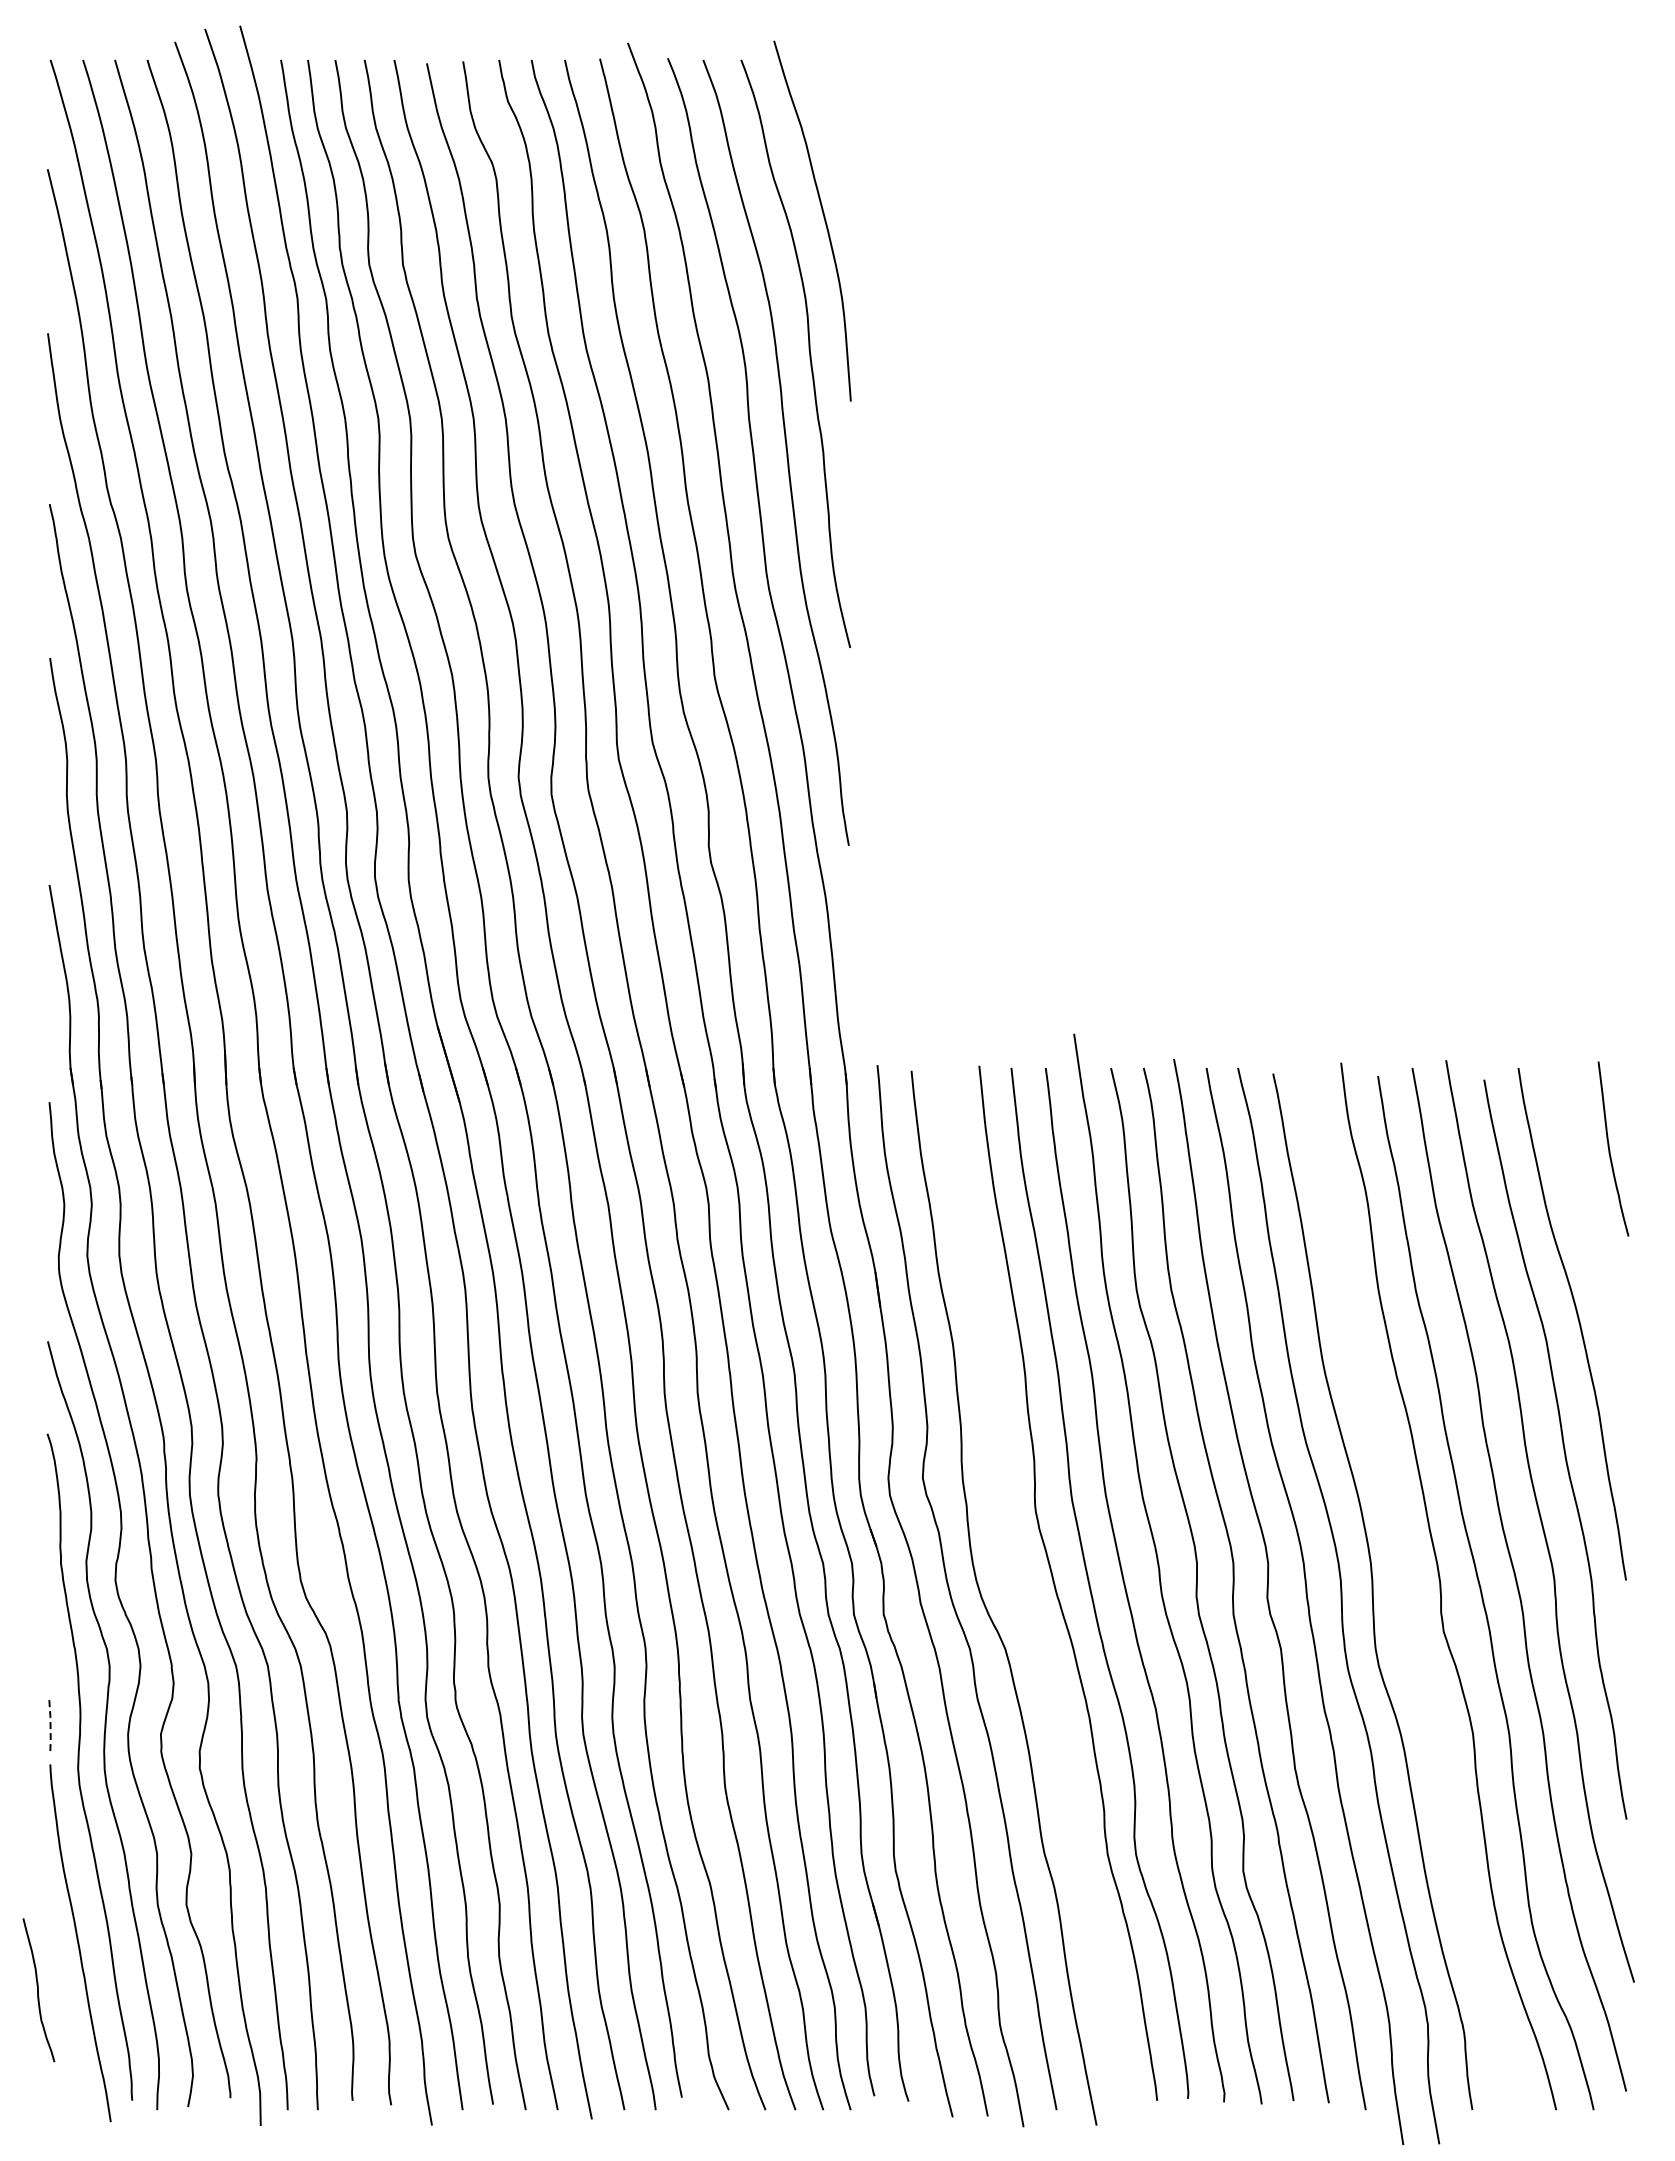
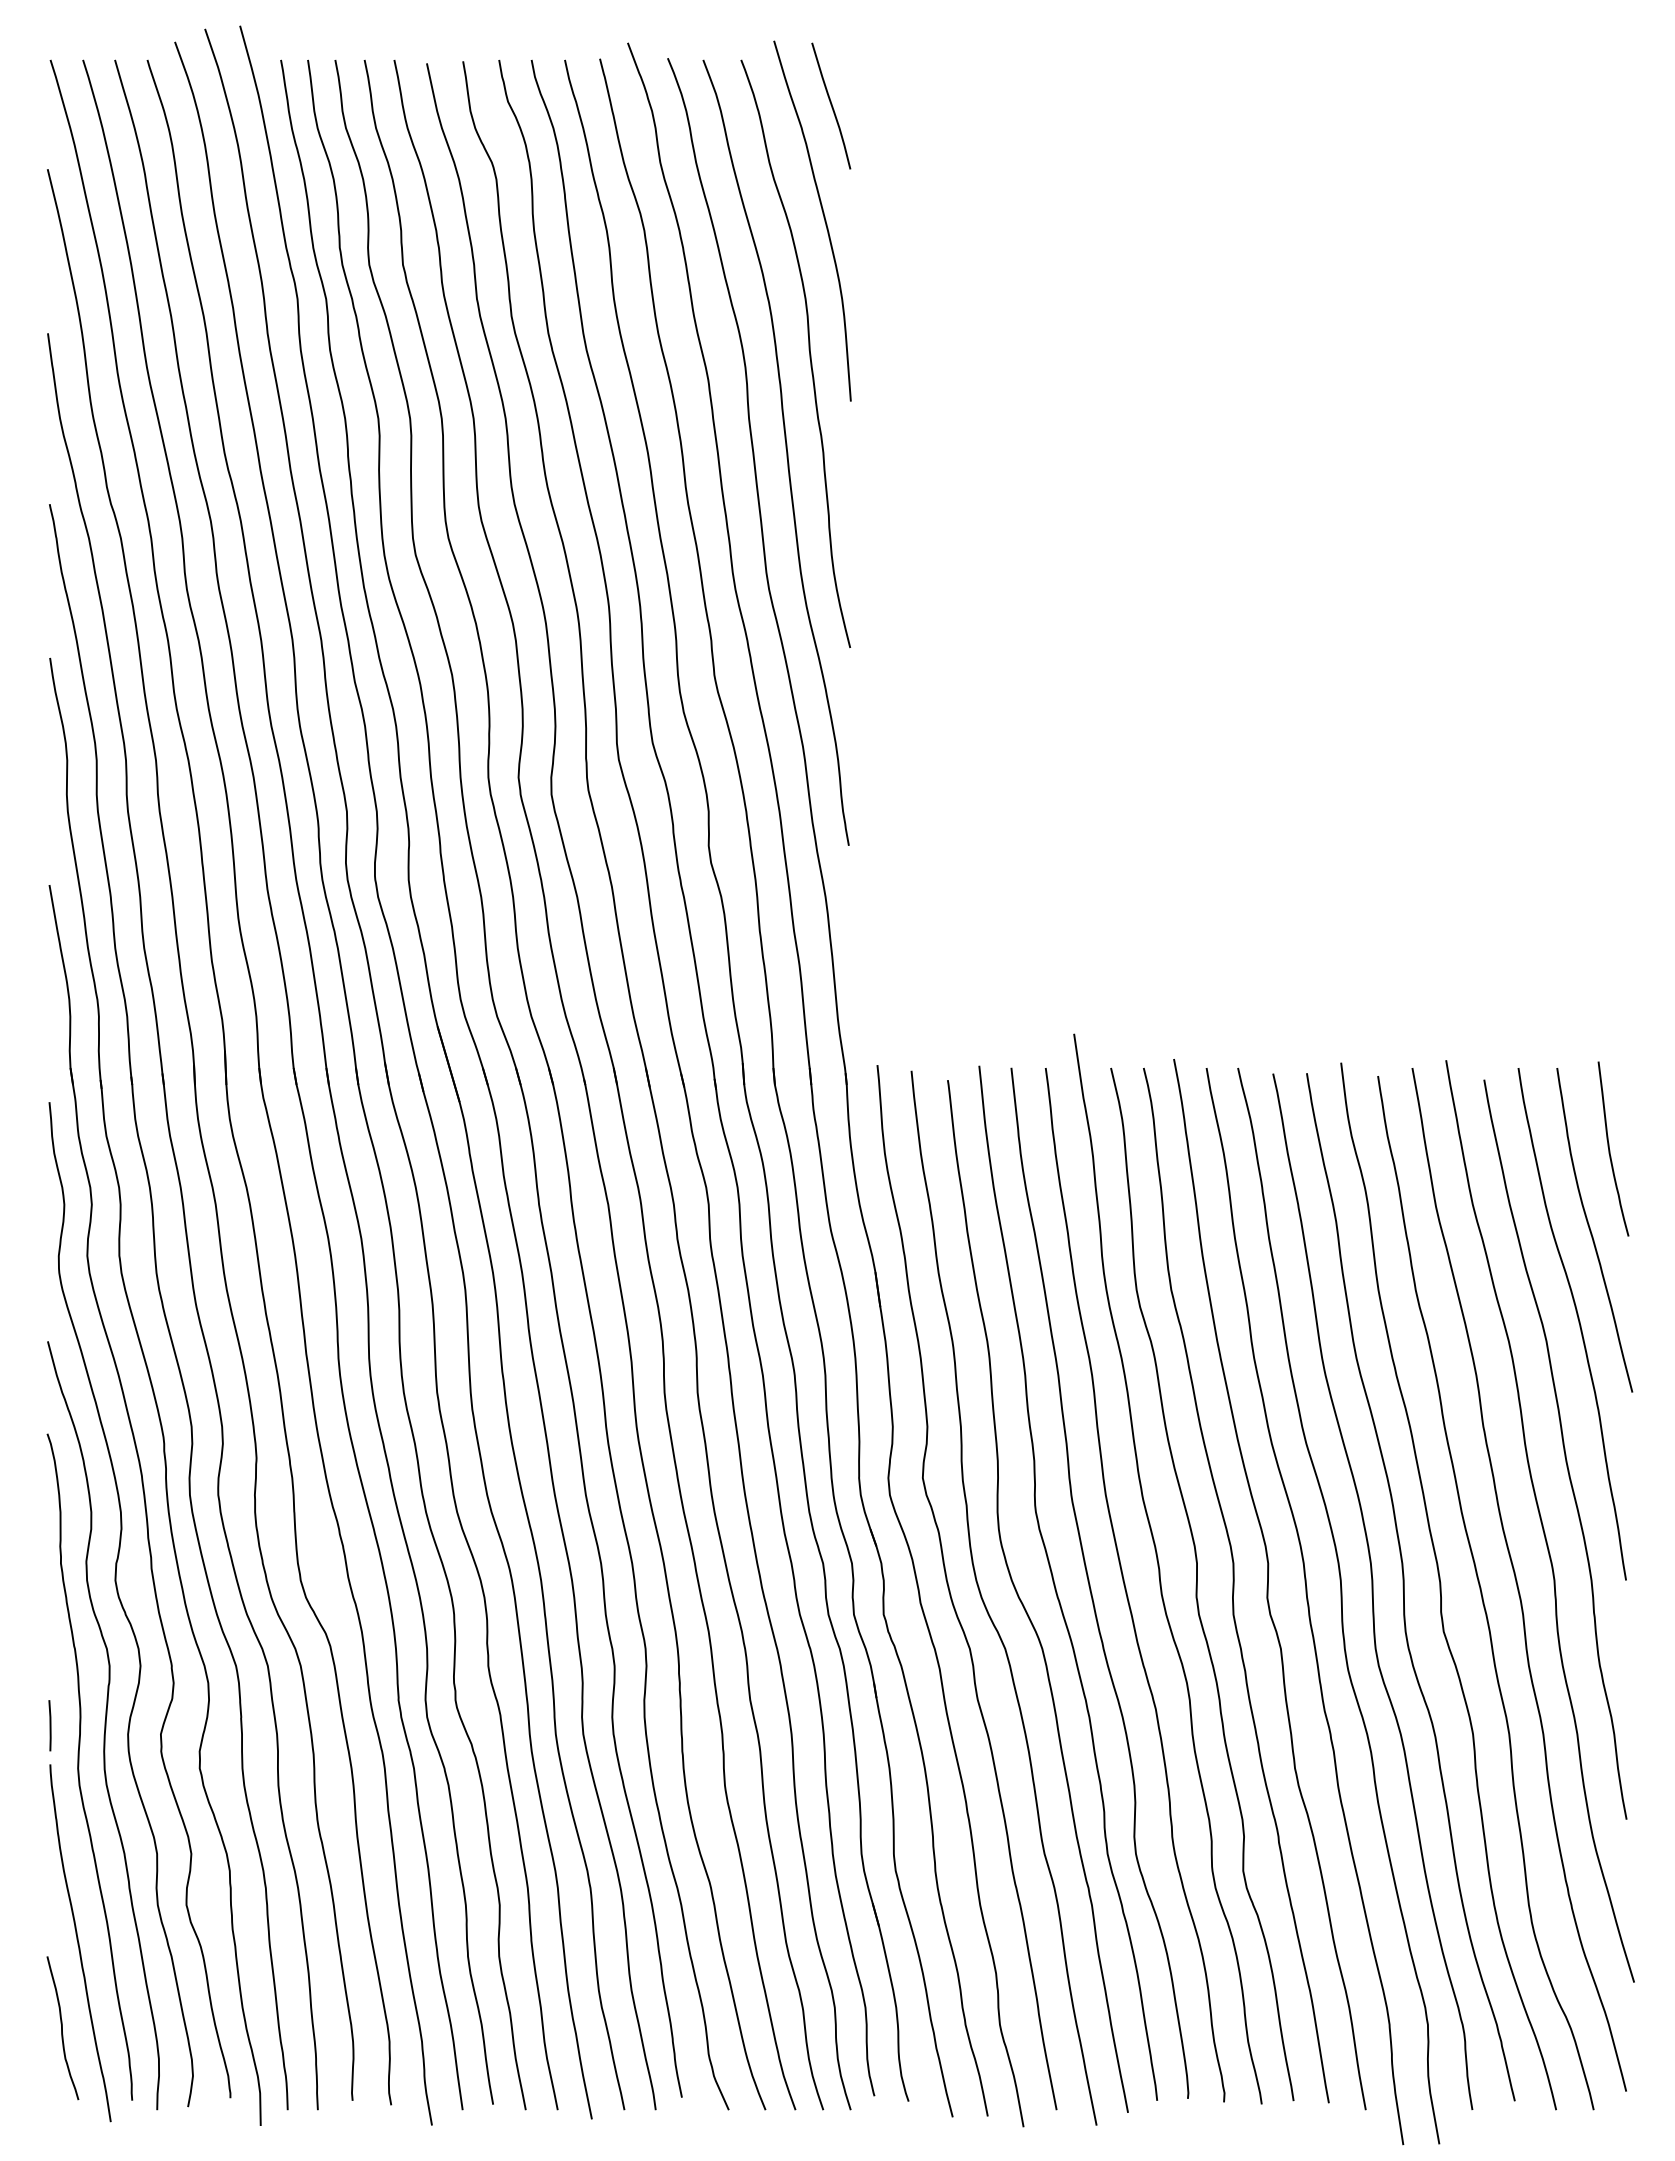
curve: none -> present (831, 105)
curve: none -> present (1591, 1230)
curve: none -> present (1404, 1587)
curve: none -> present (1023, 1603)
line: dashed -> solid (50, 1726)
curve position: (38, 1990) -> (62, 2028) (62, 2028)
